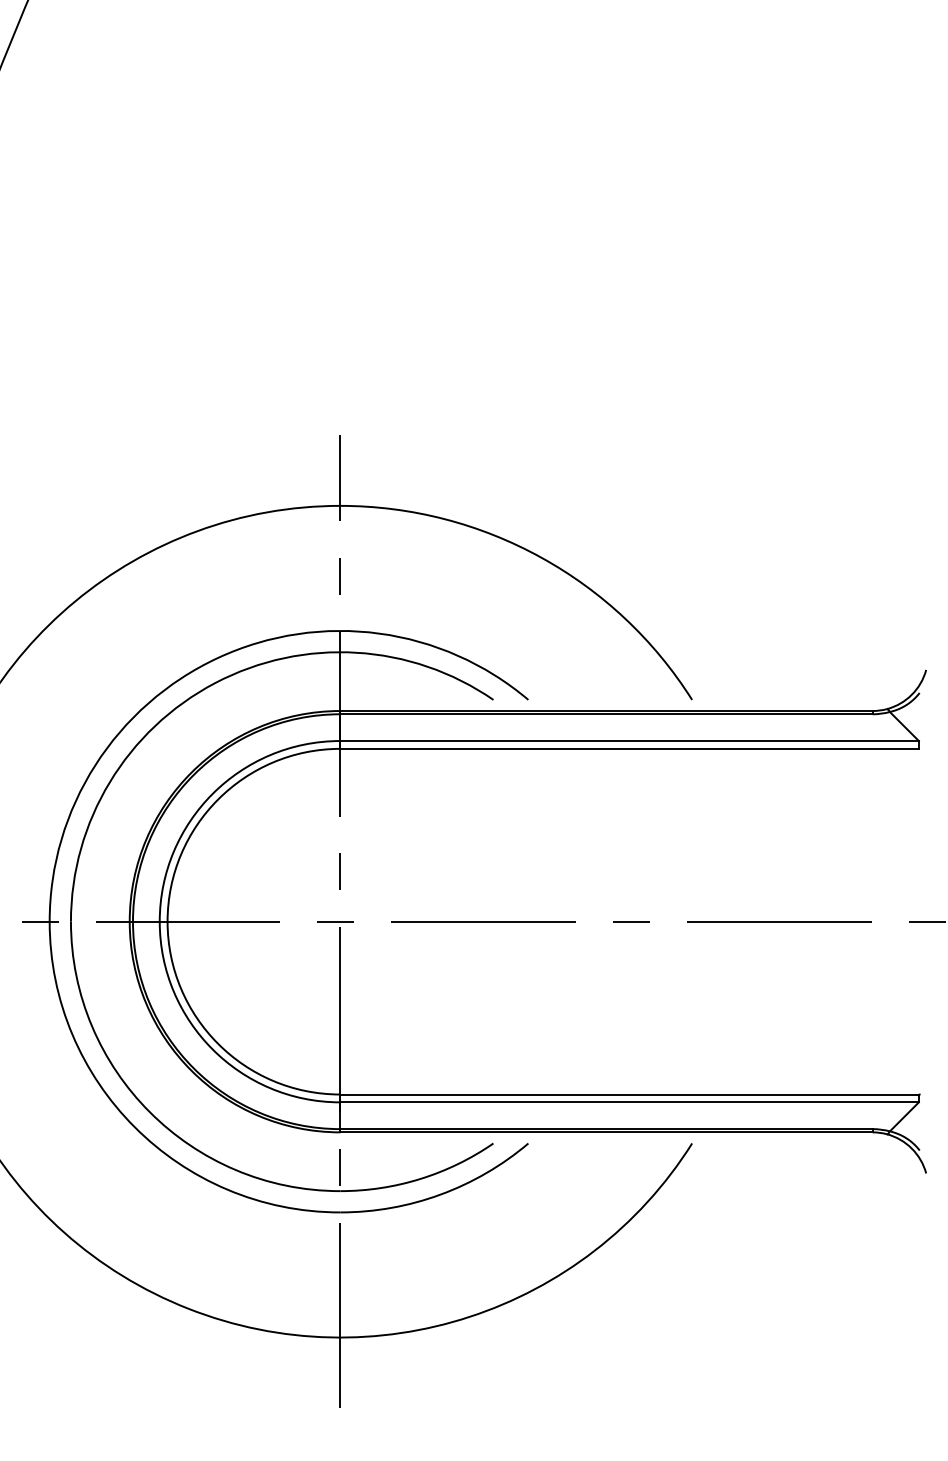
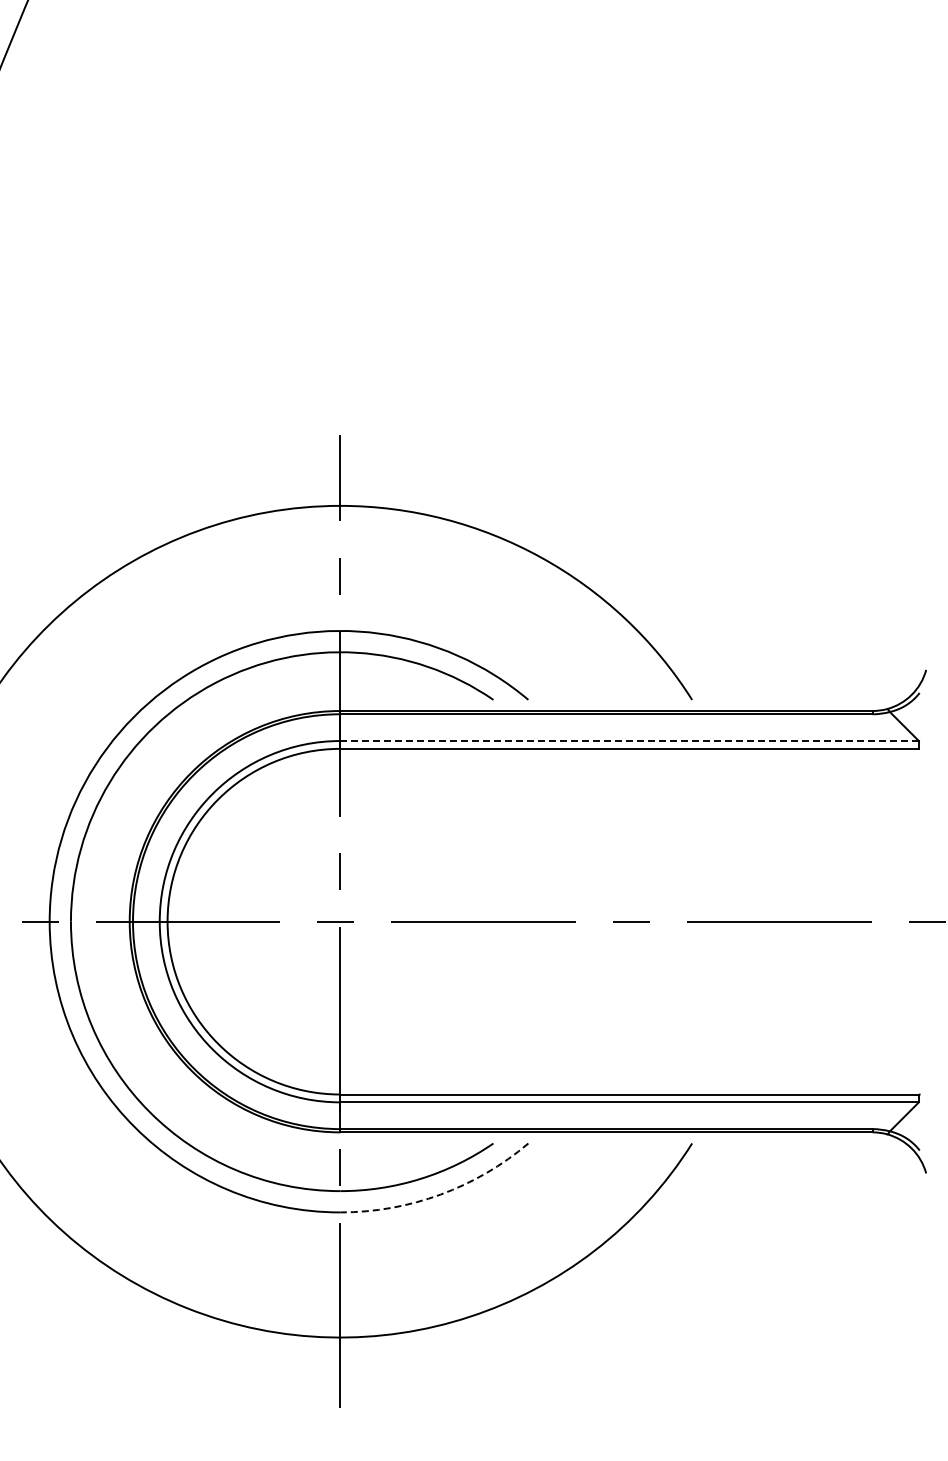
line: solid -> dashed (630, 741)
arc: solid -> dashed (440, 1194)
